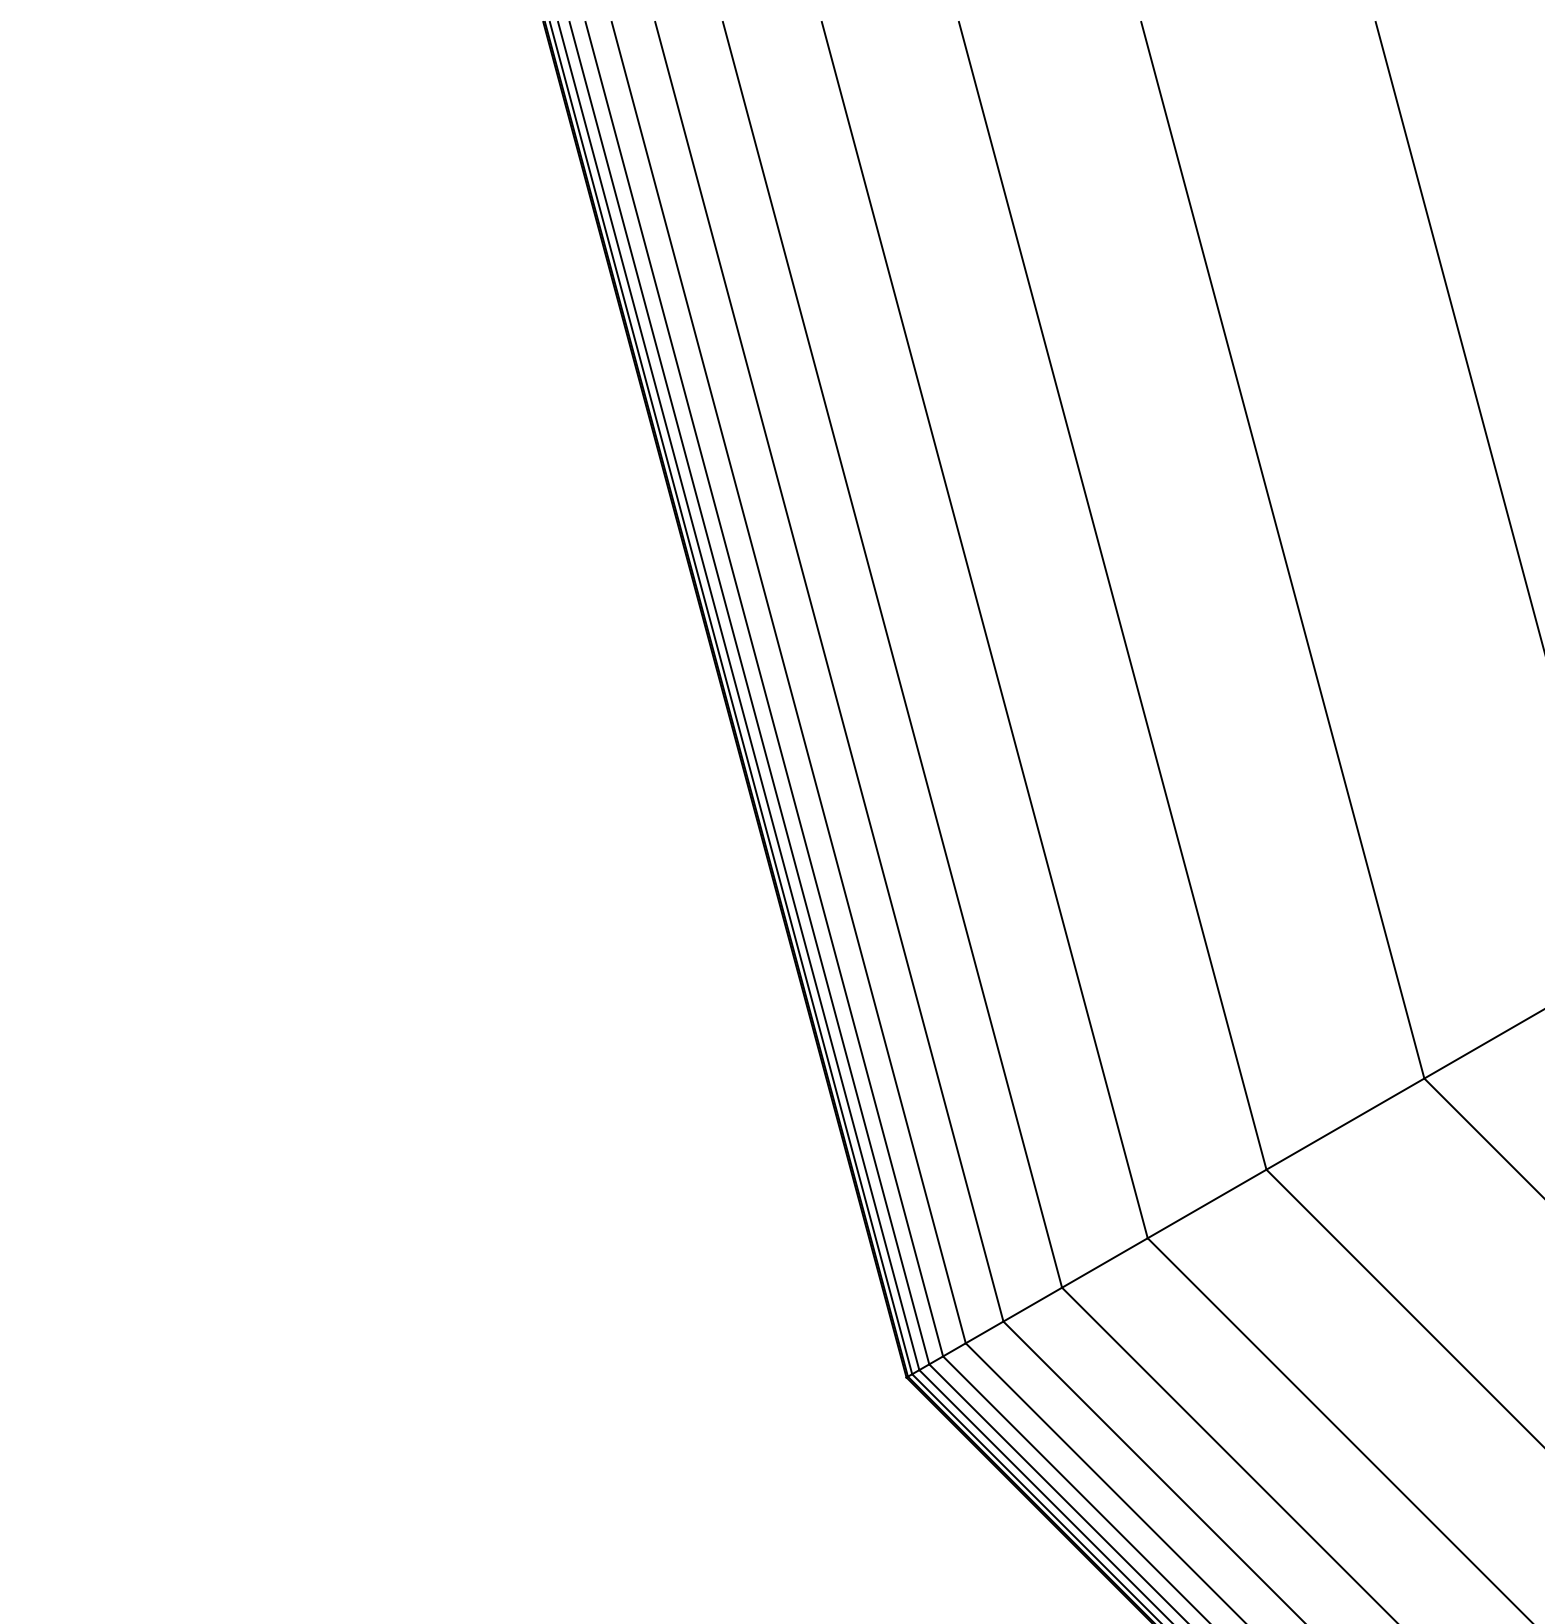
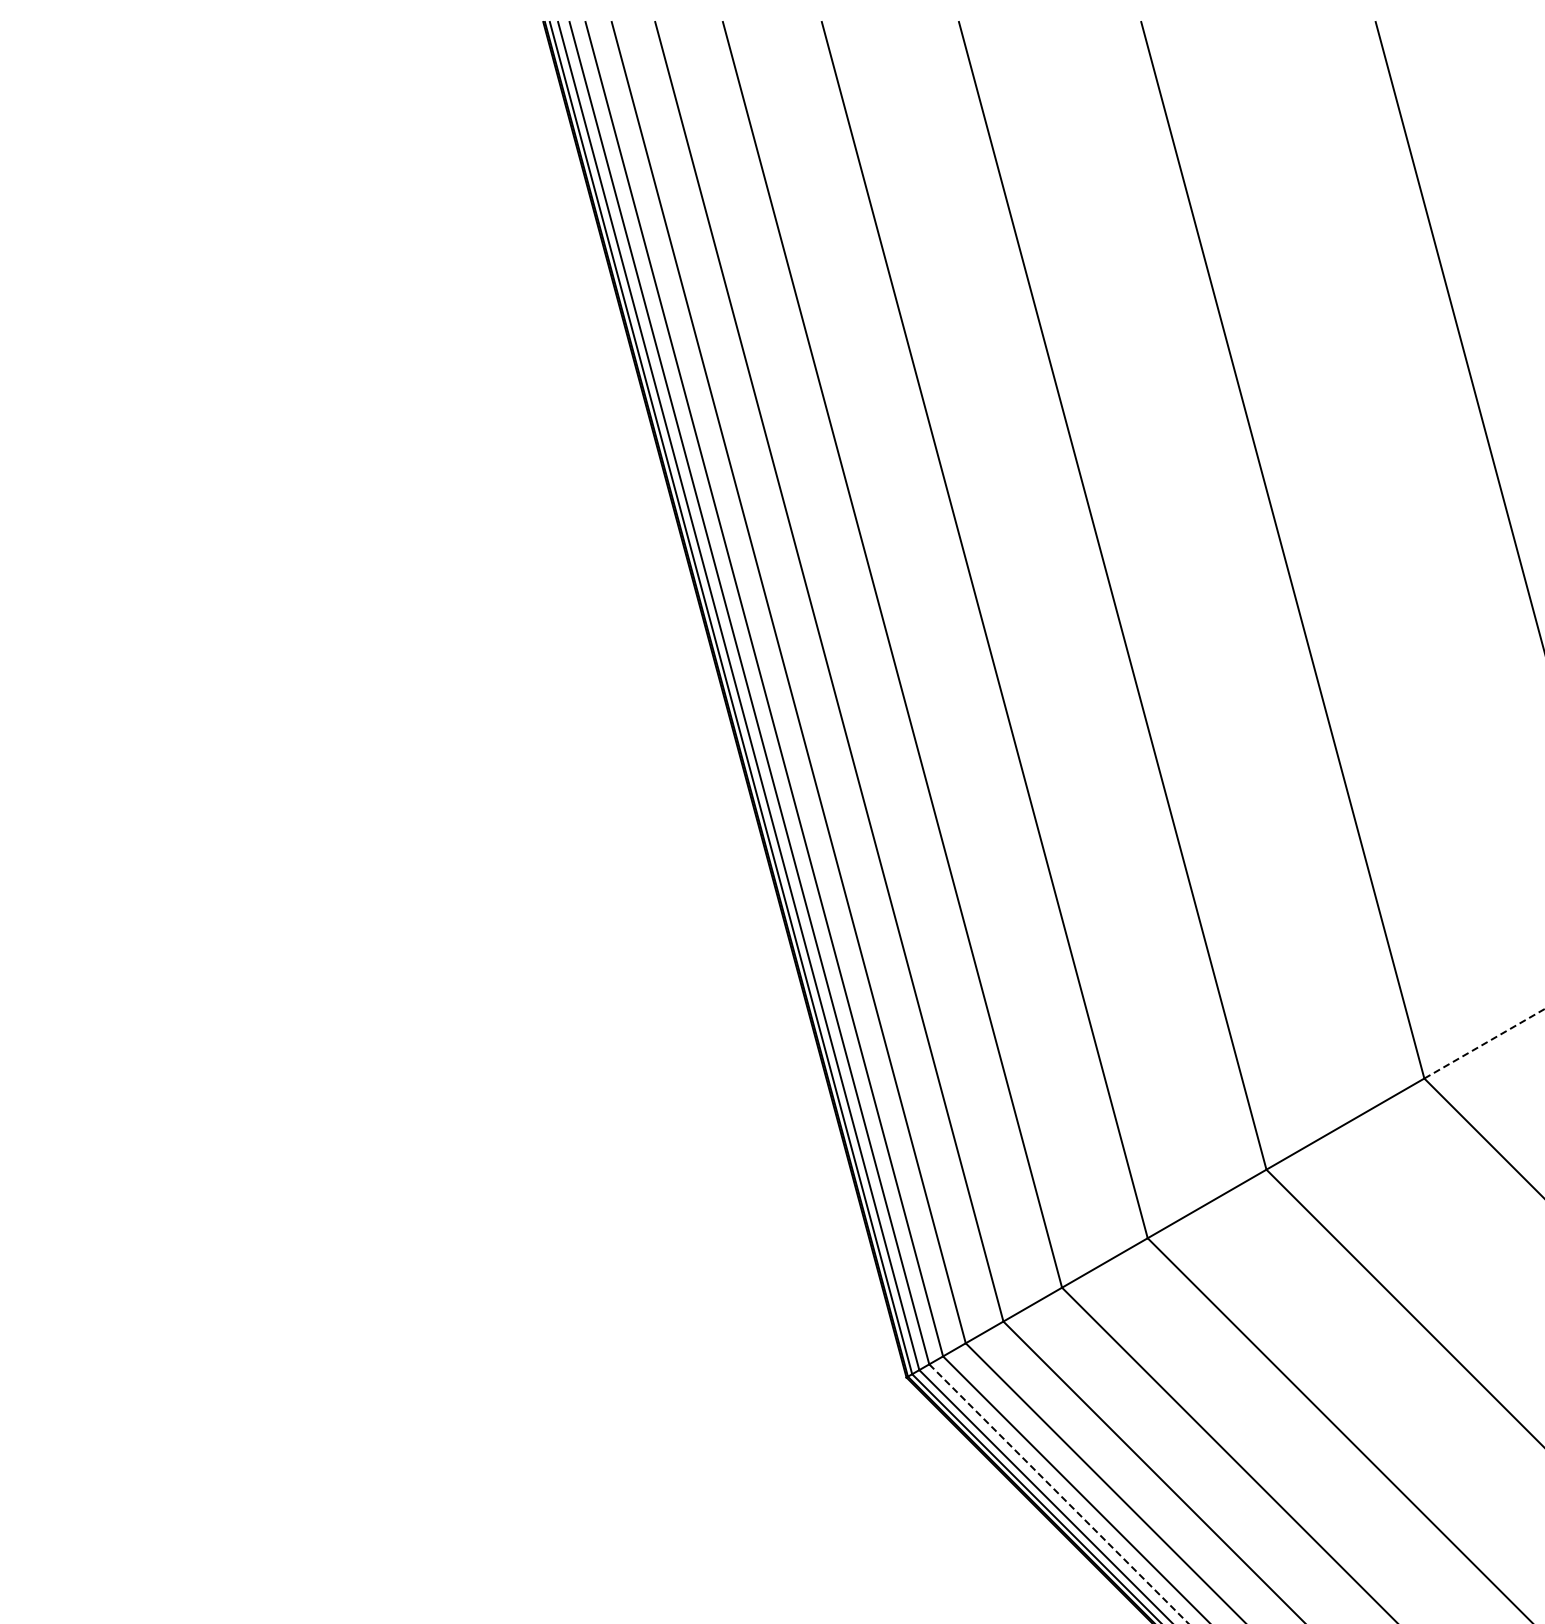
line: solid -> dashed (1484, 1043)
line: solid -> dashed (1059, 1494)
